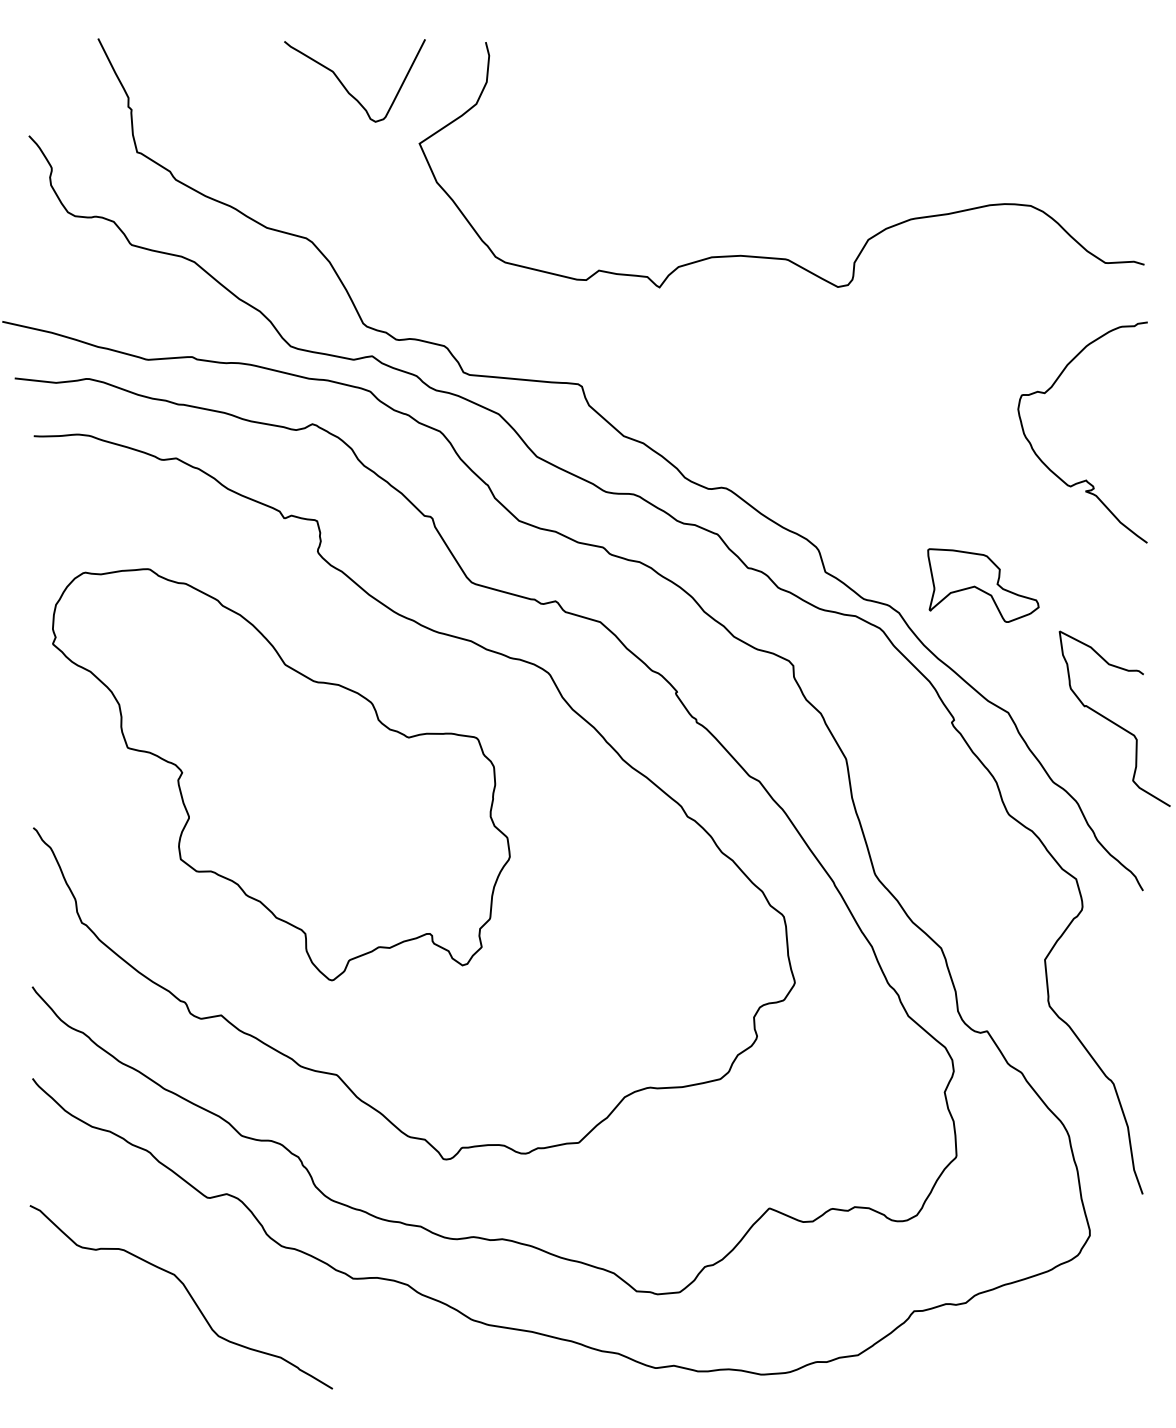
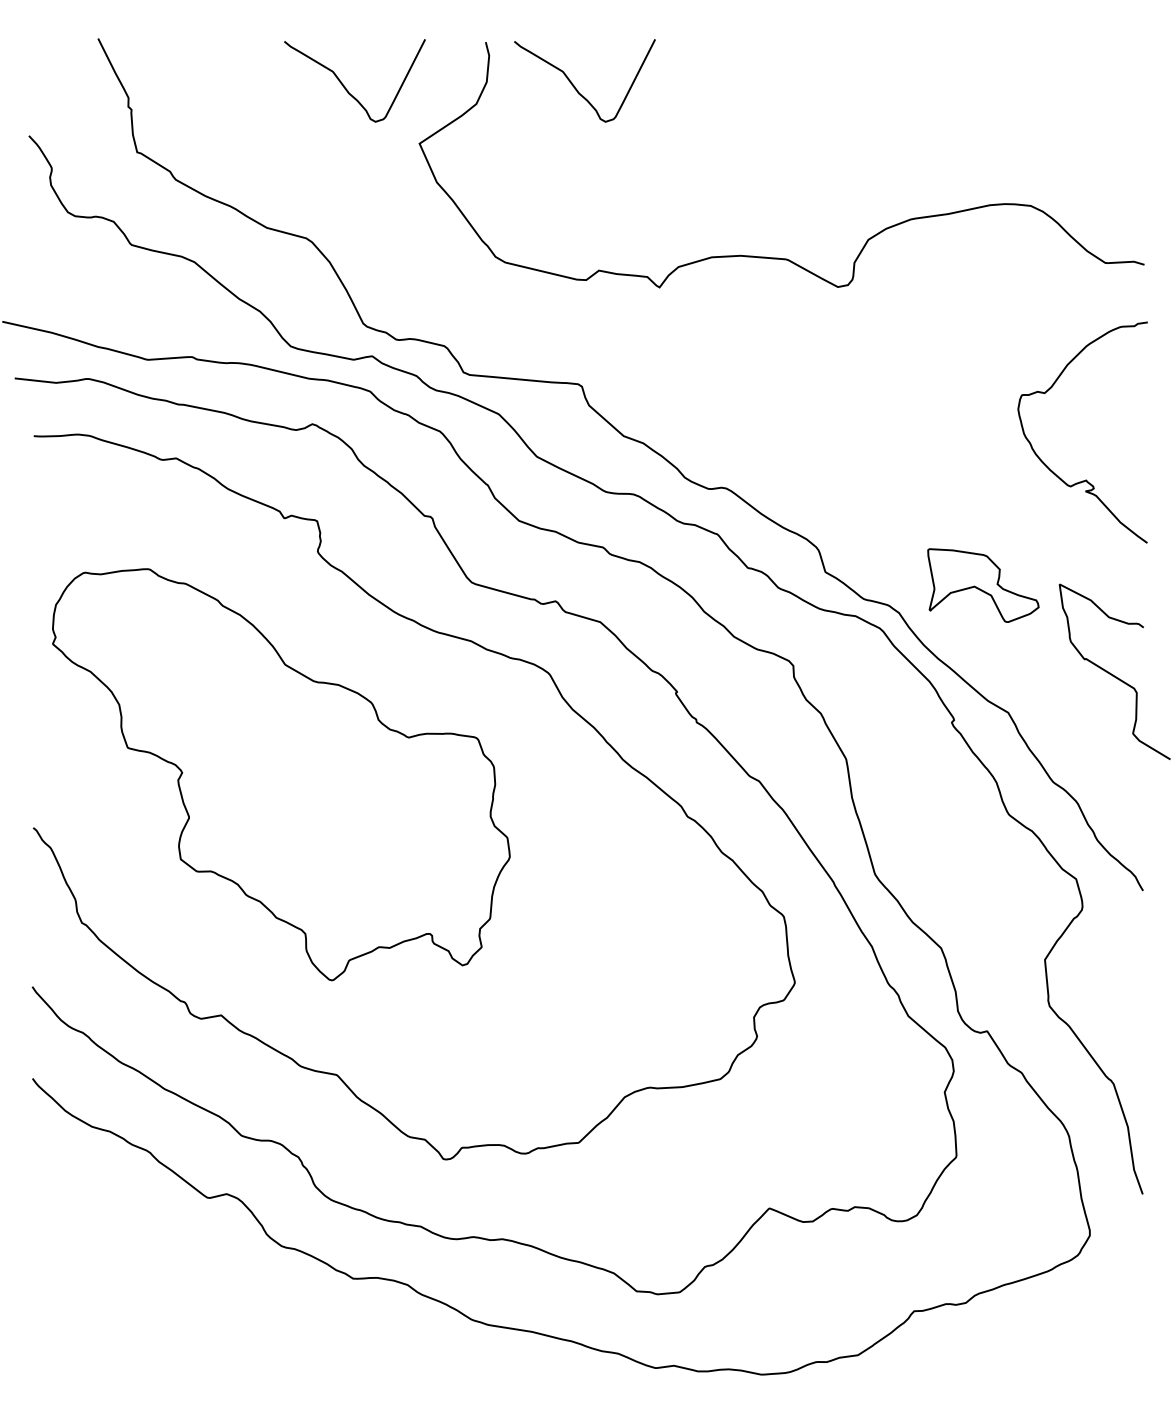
curve: none -> present (575, 86)
curve position: (1113, 721) -> (1113, 674) (1113, 674)
curve: present -> none (186, 1291)
